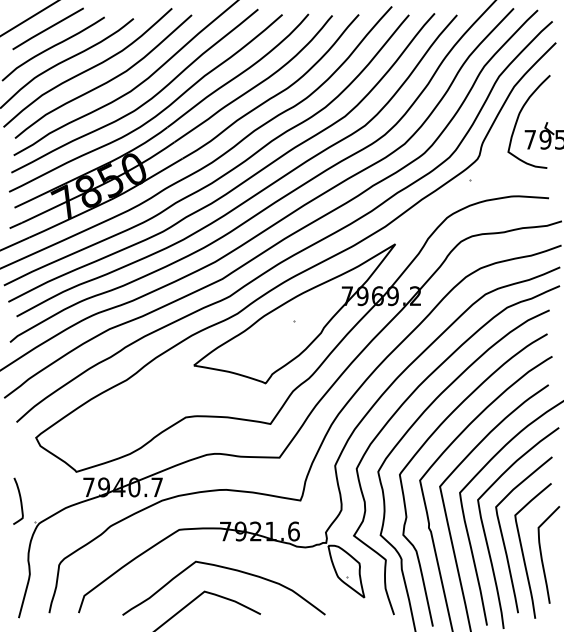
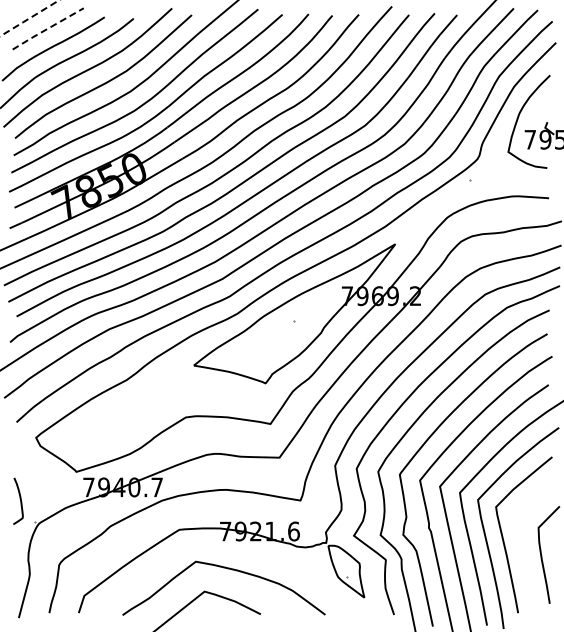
line: solid -> dashed (29, 18)
line: solid -> dashed (47, 28)
curve: present -> none (523, 551)
